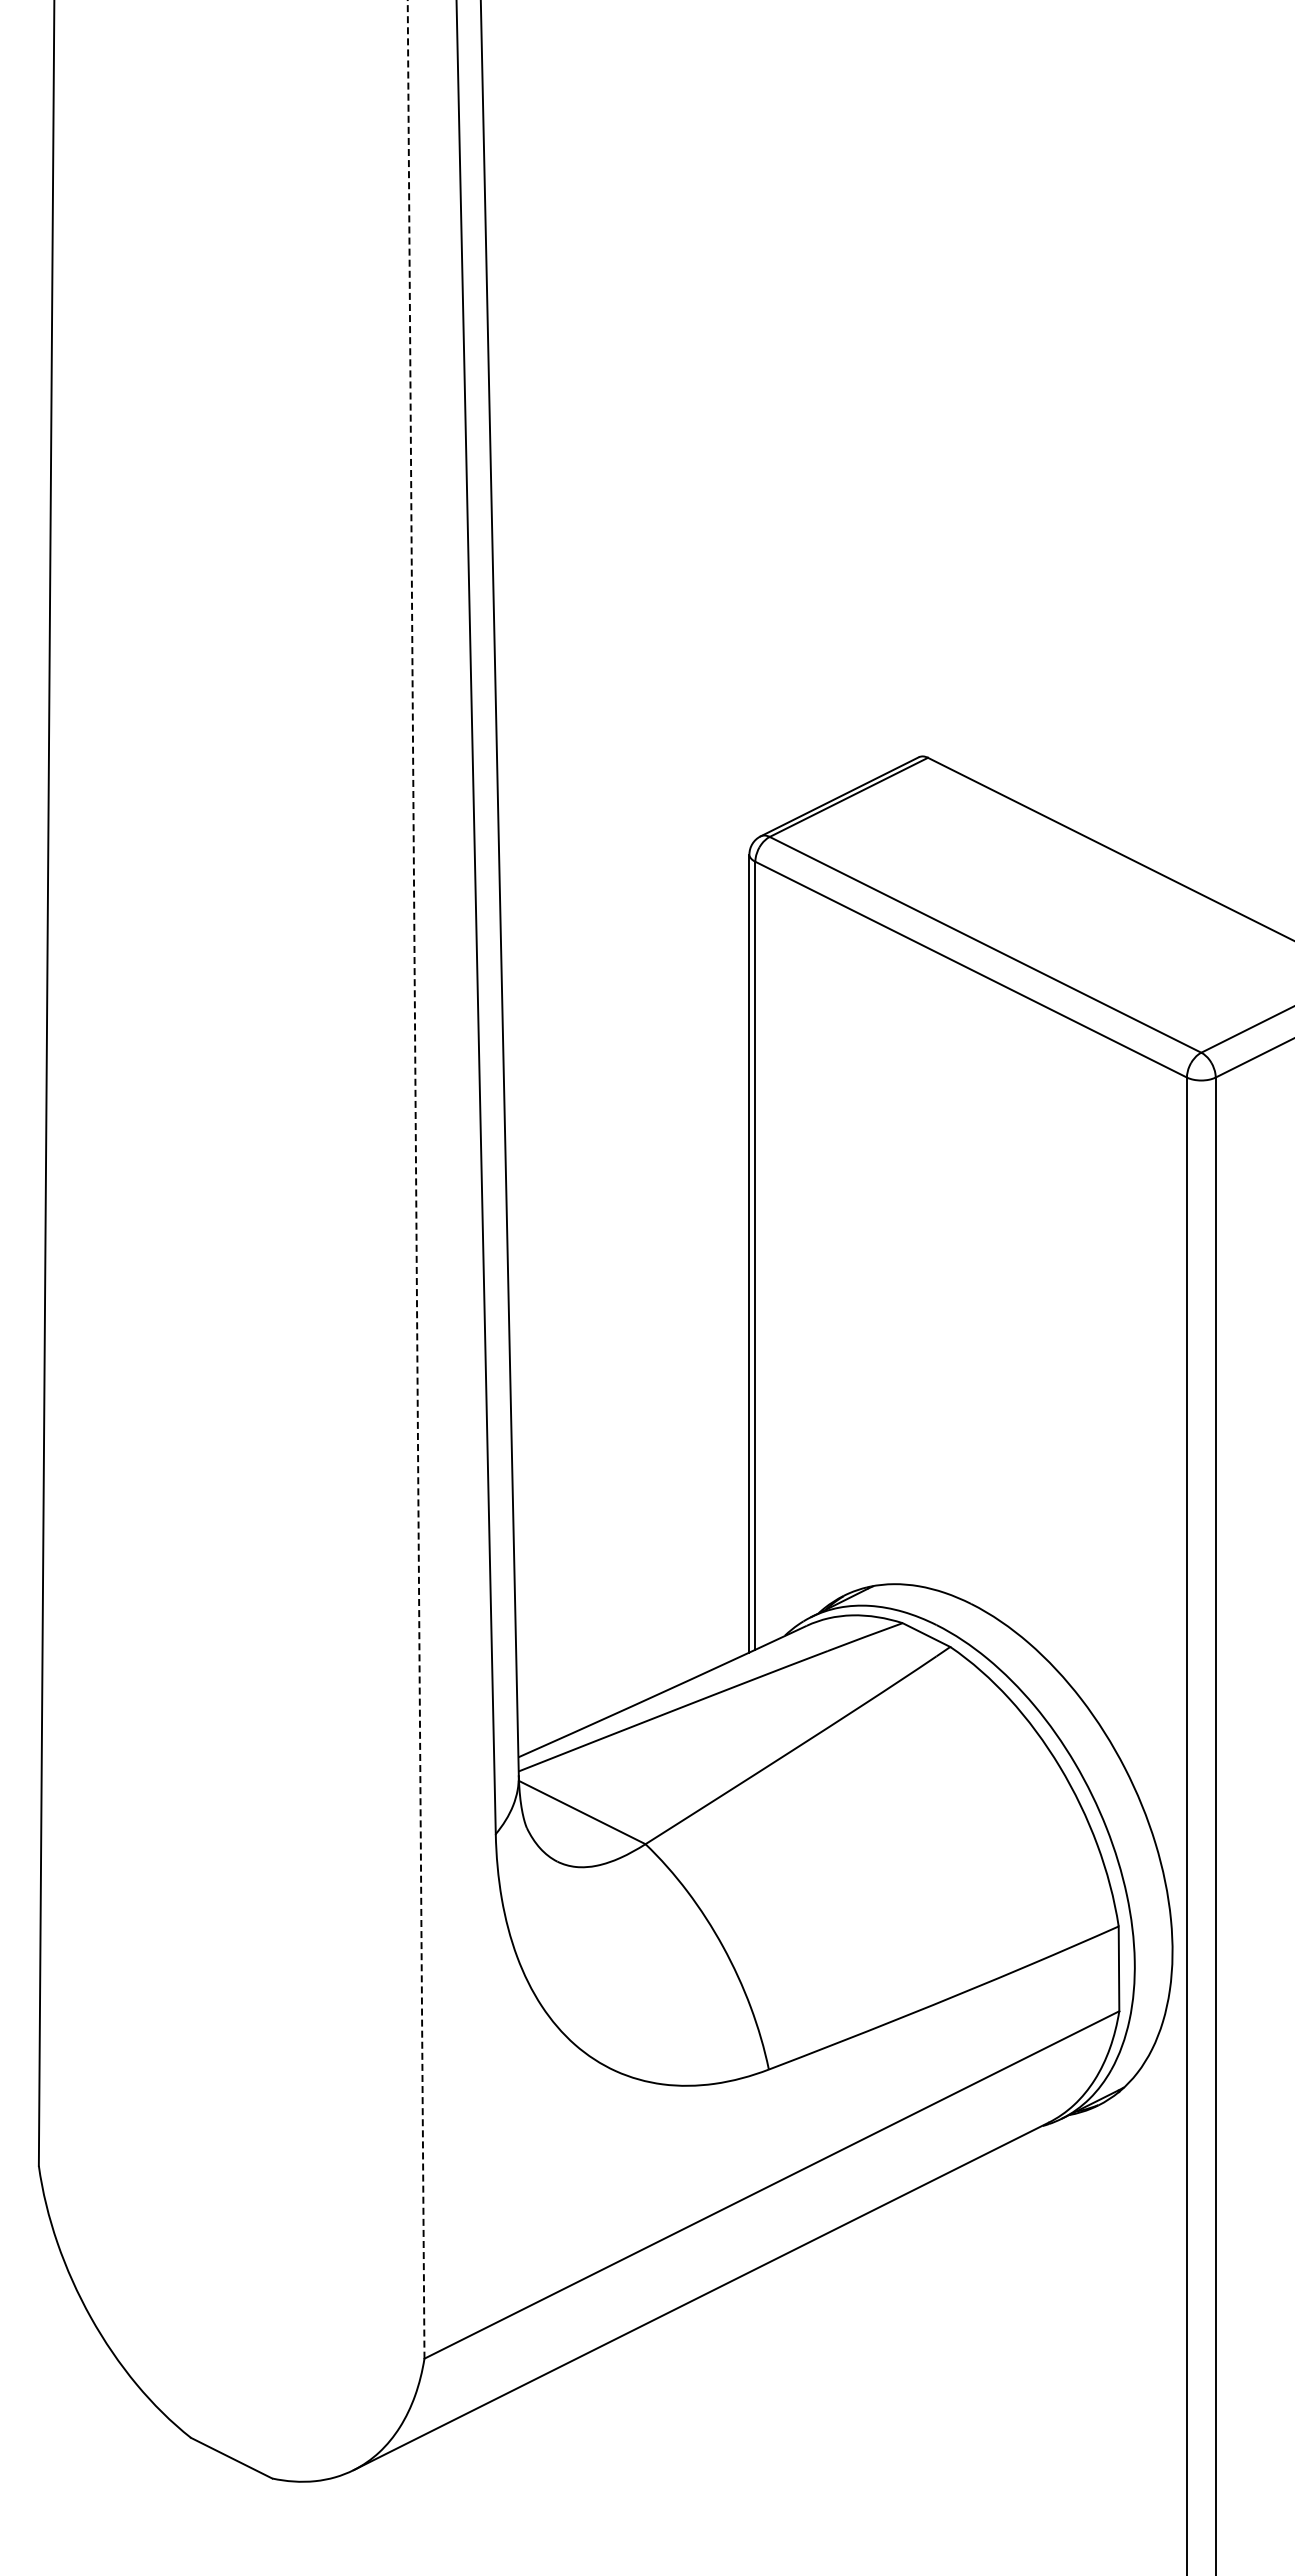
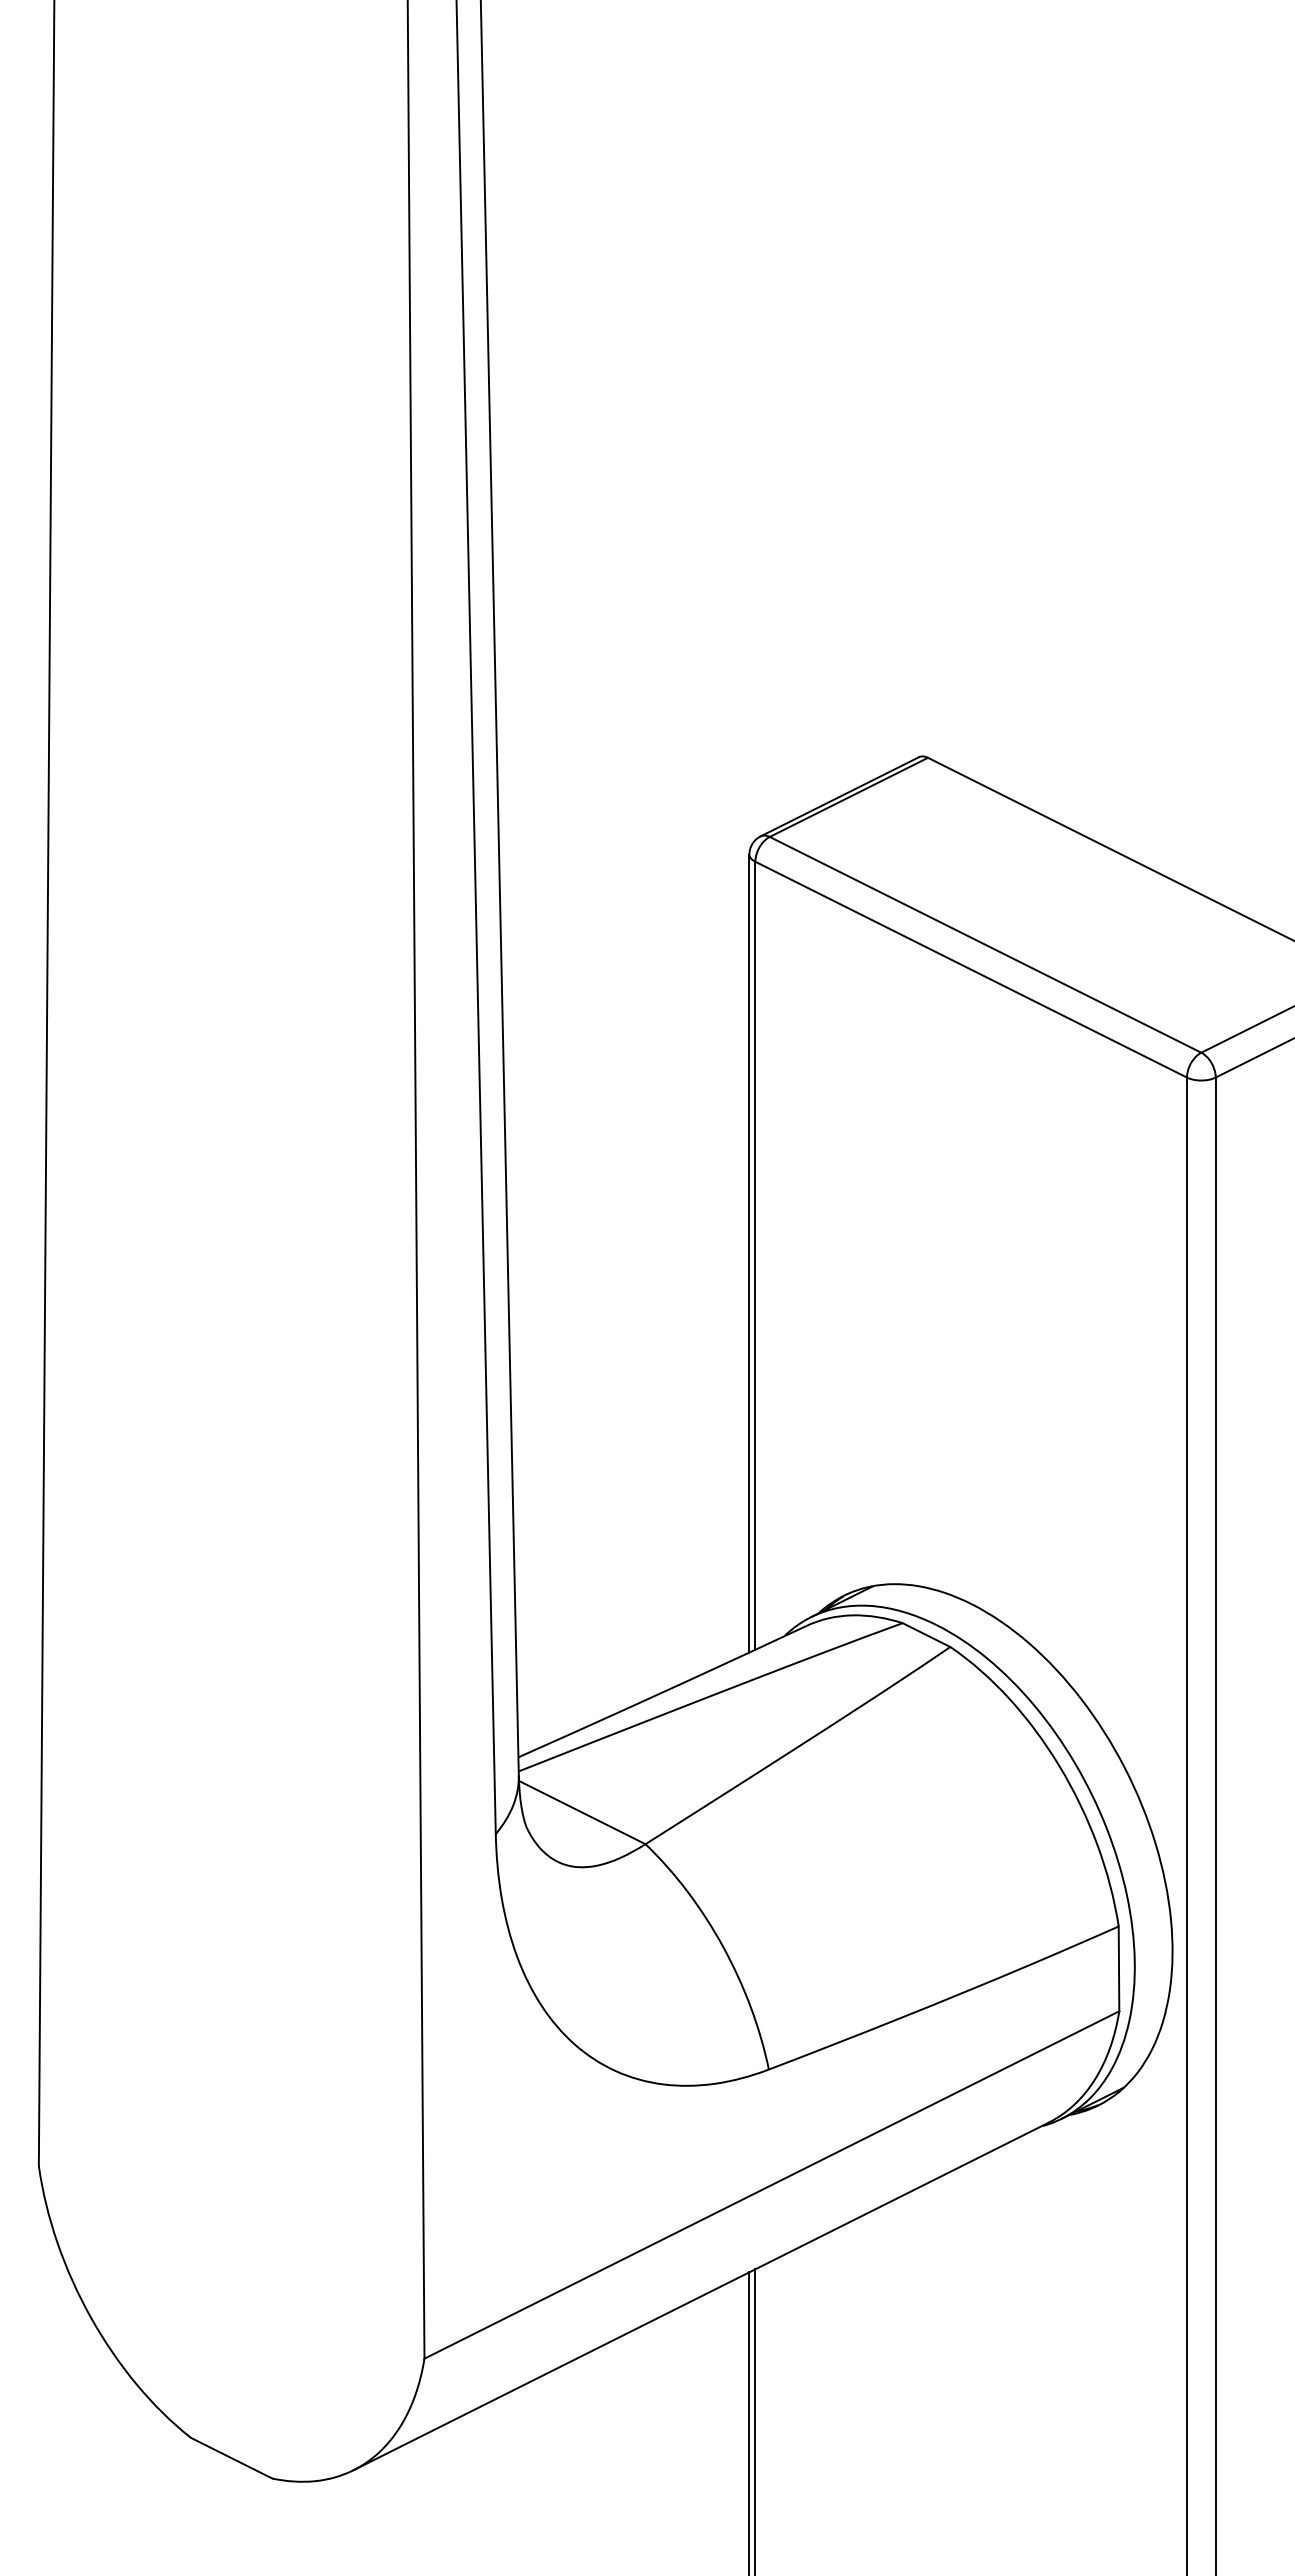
line: dashed -> solid (416, 1179)
line: none -> present (755, 2420)
line: none -> present (749, 2422)
